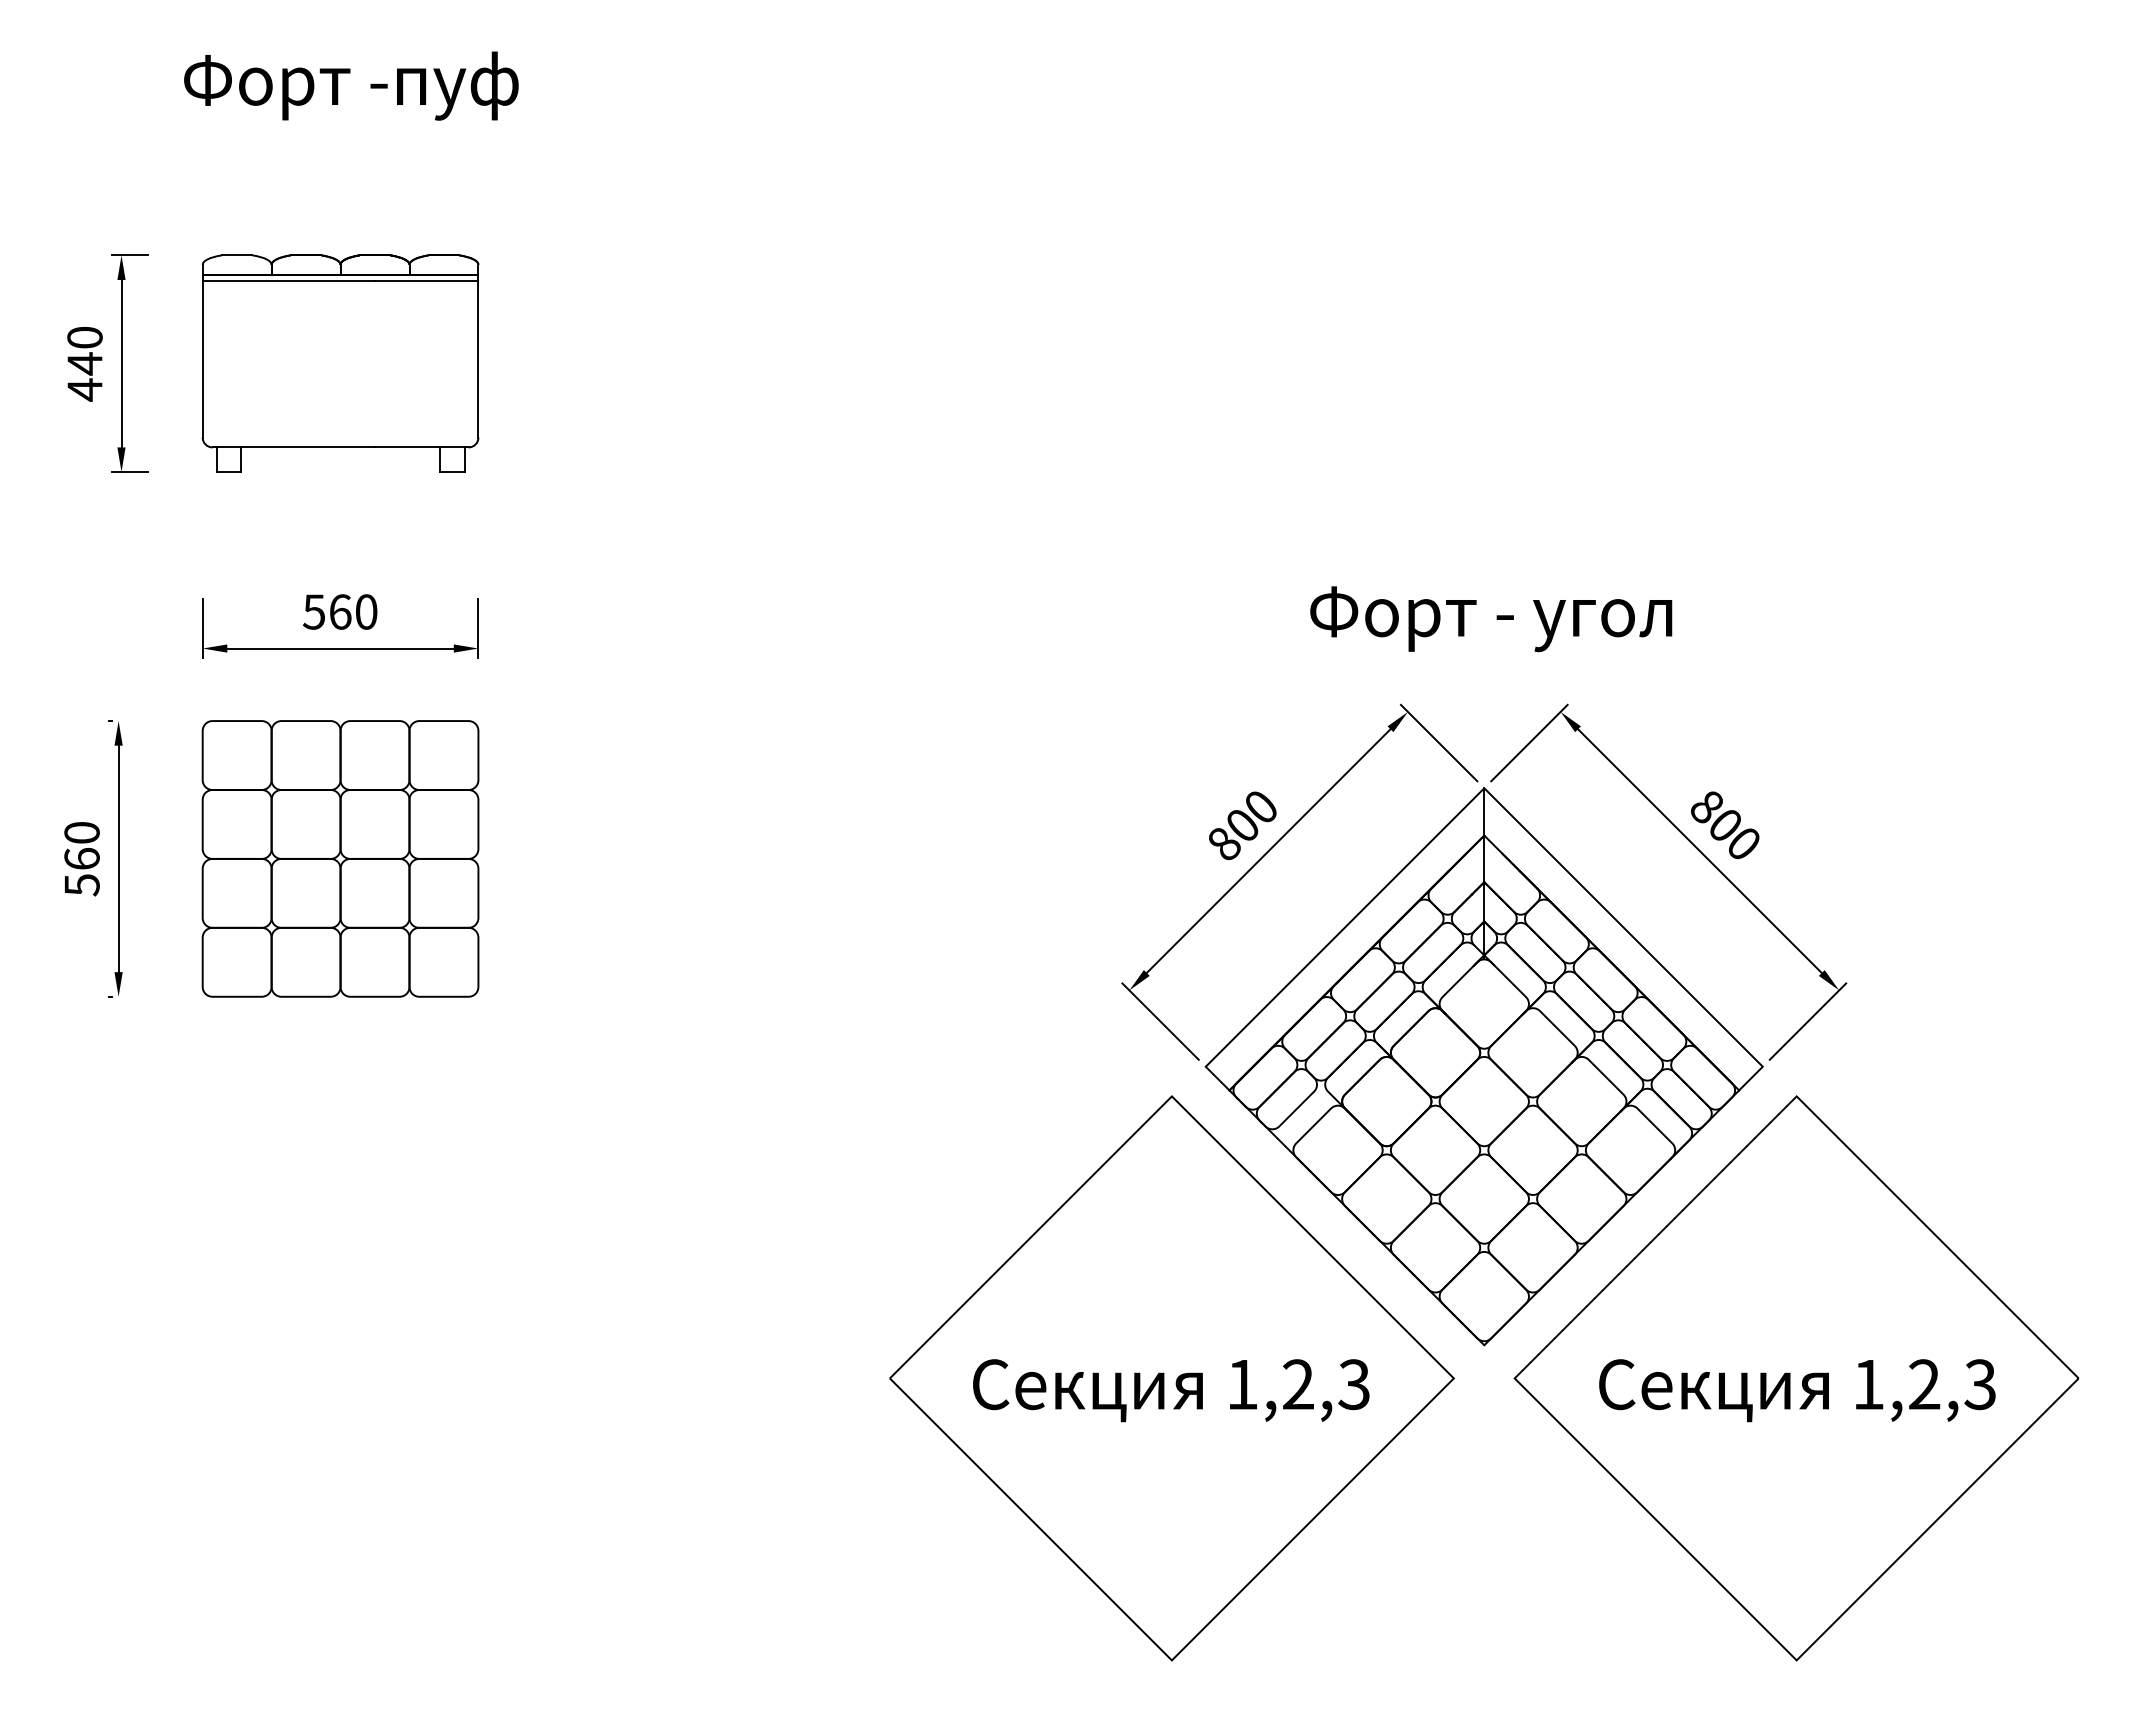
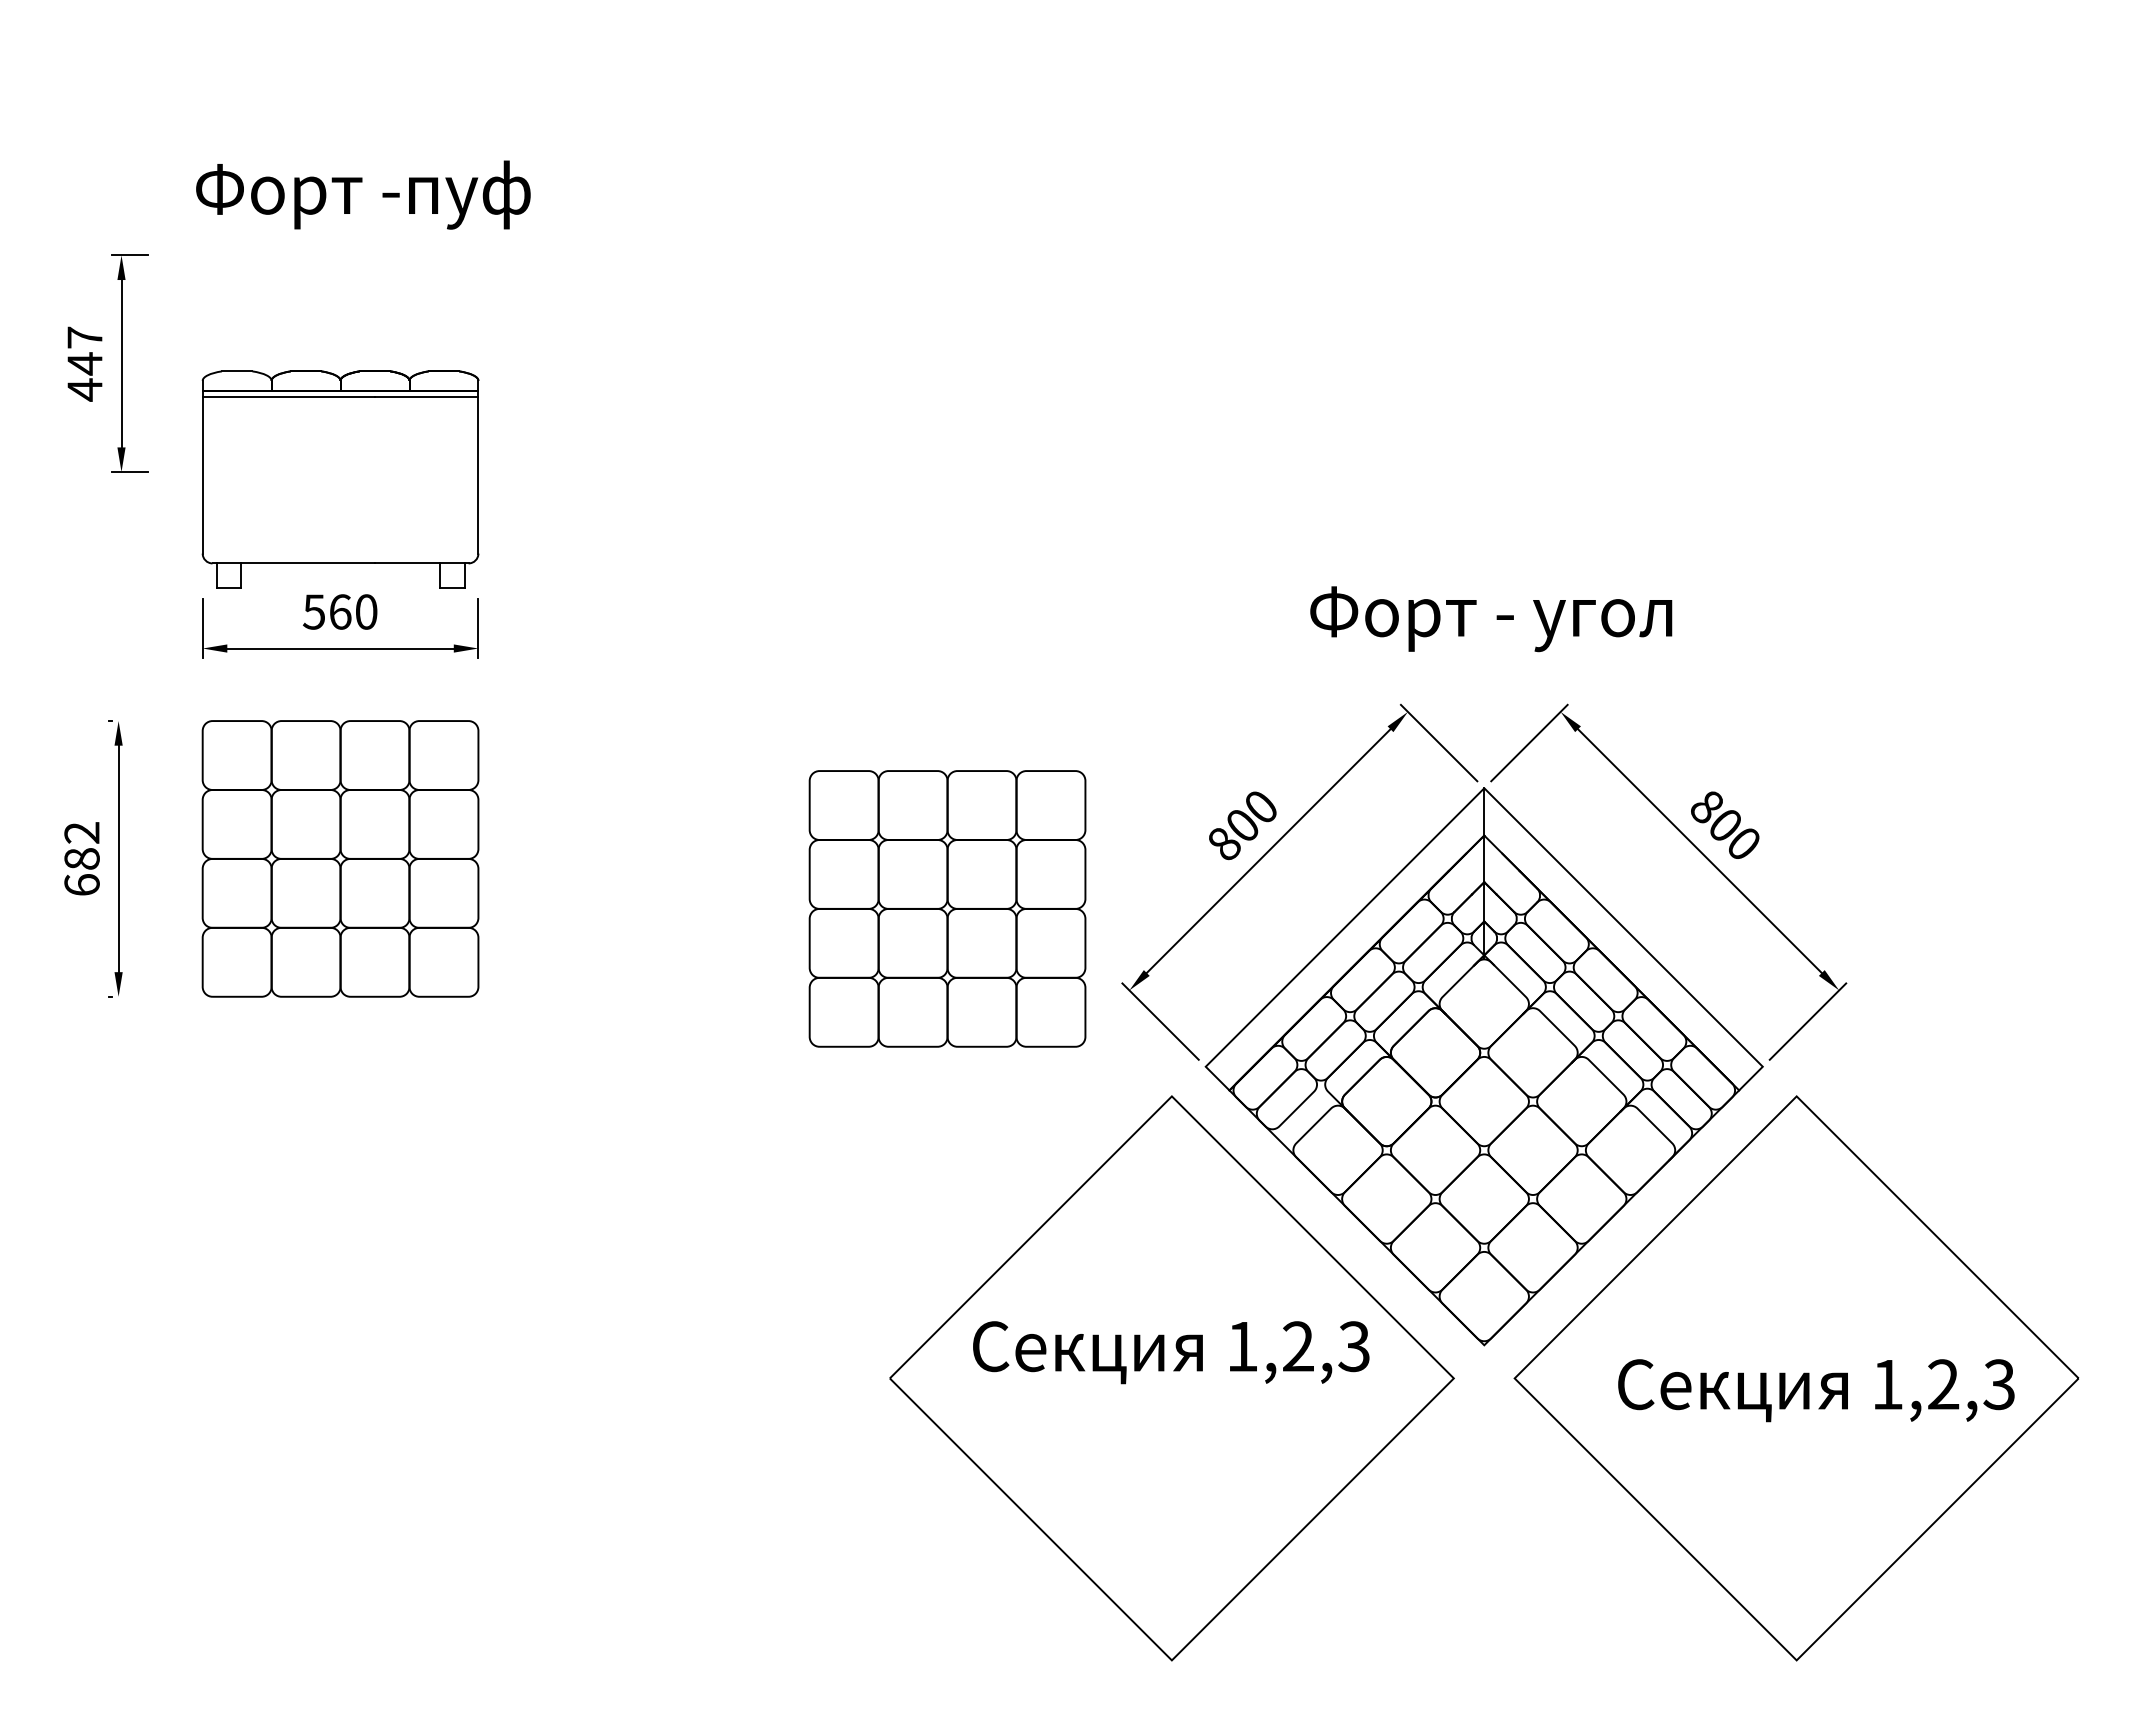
text position: (351, 85) -> (363, 194) (363, 194)
text: 440 -> 447 (84, 337)
part position: (340, 363) -> (340, 479) (340, 479)
text: 560 -> 682 (81, 859)
part: none -> present (947, 908)
text position: (1171, 1390) -> (1171, 1352) (1171, 1352)
text position: (1797, 1390) -> (1816, 1390) (1816, 1390)
